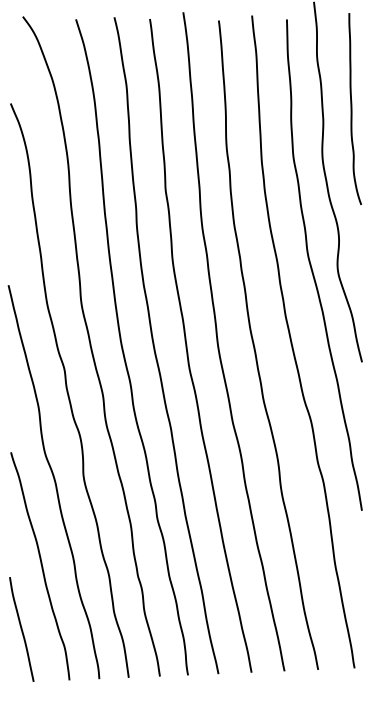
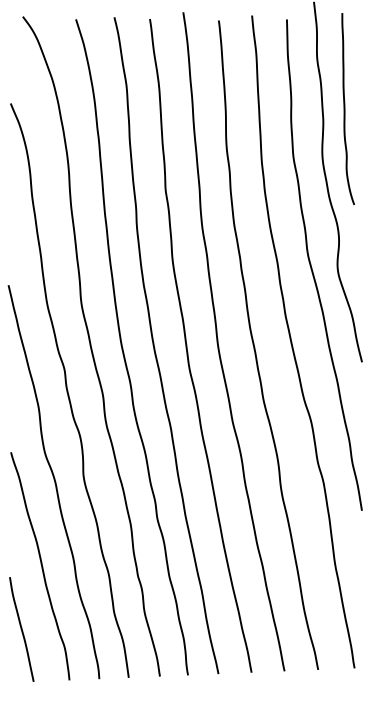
curve position: (352, 109) -> (345, 109) (345, 109)
